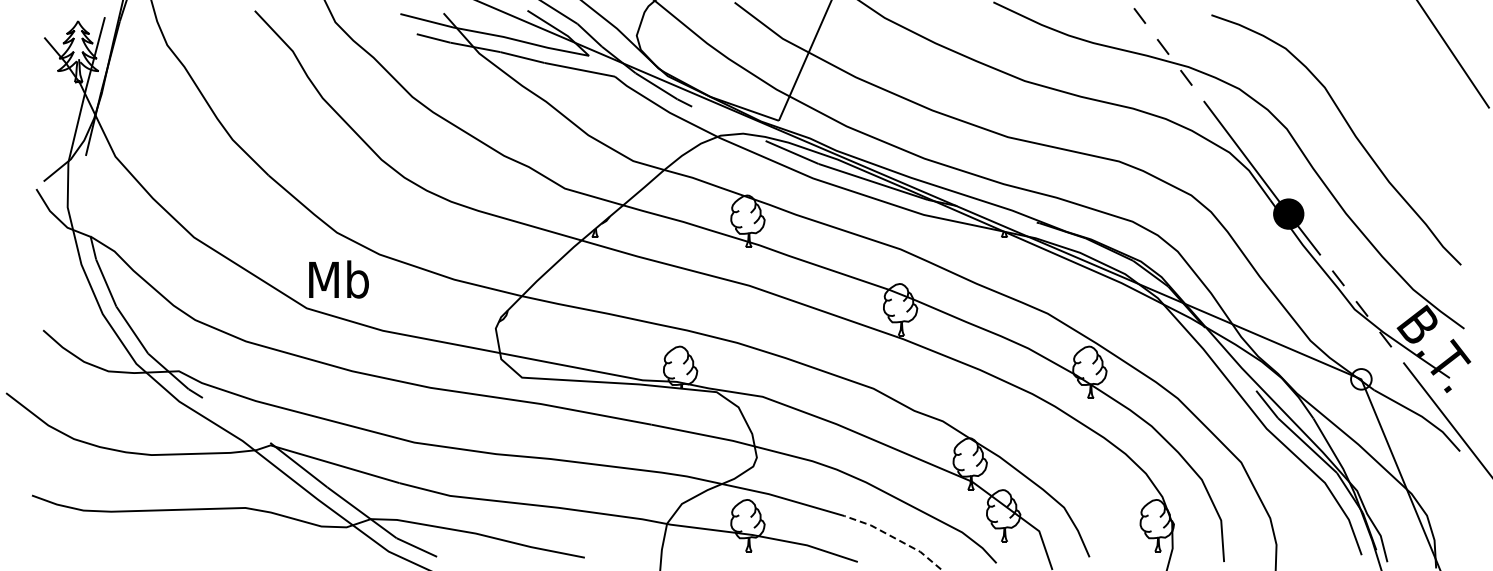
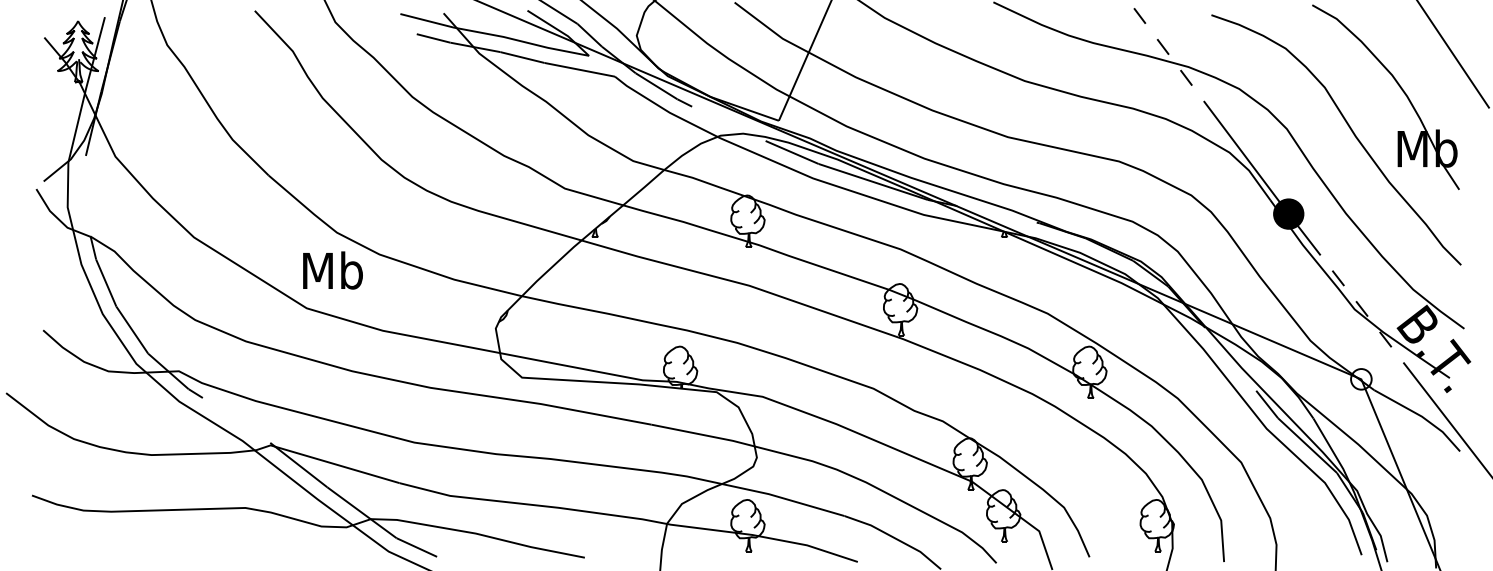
part: none -> present (1399, 87)
text position: (338, 279) -> (332, 270) (332, 270)
line: dashed -> solid (895, 538)
